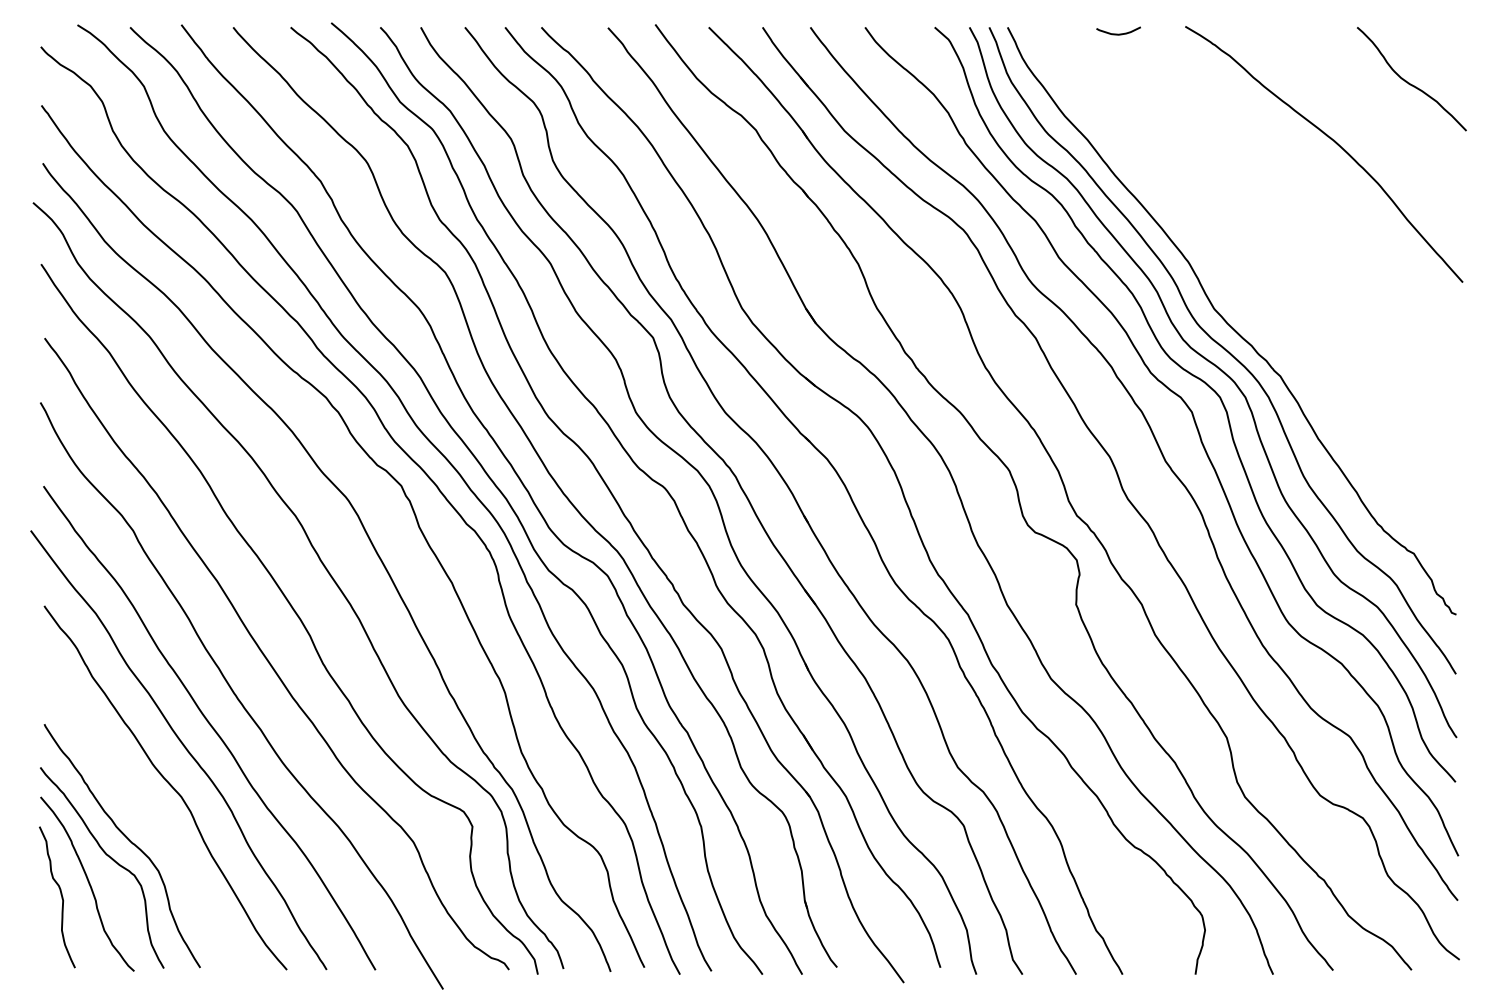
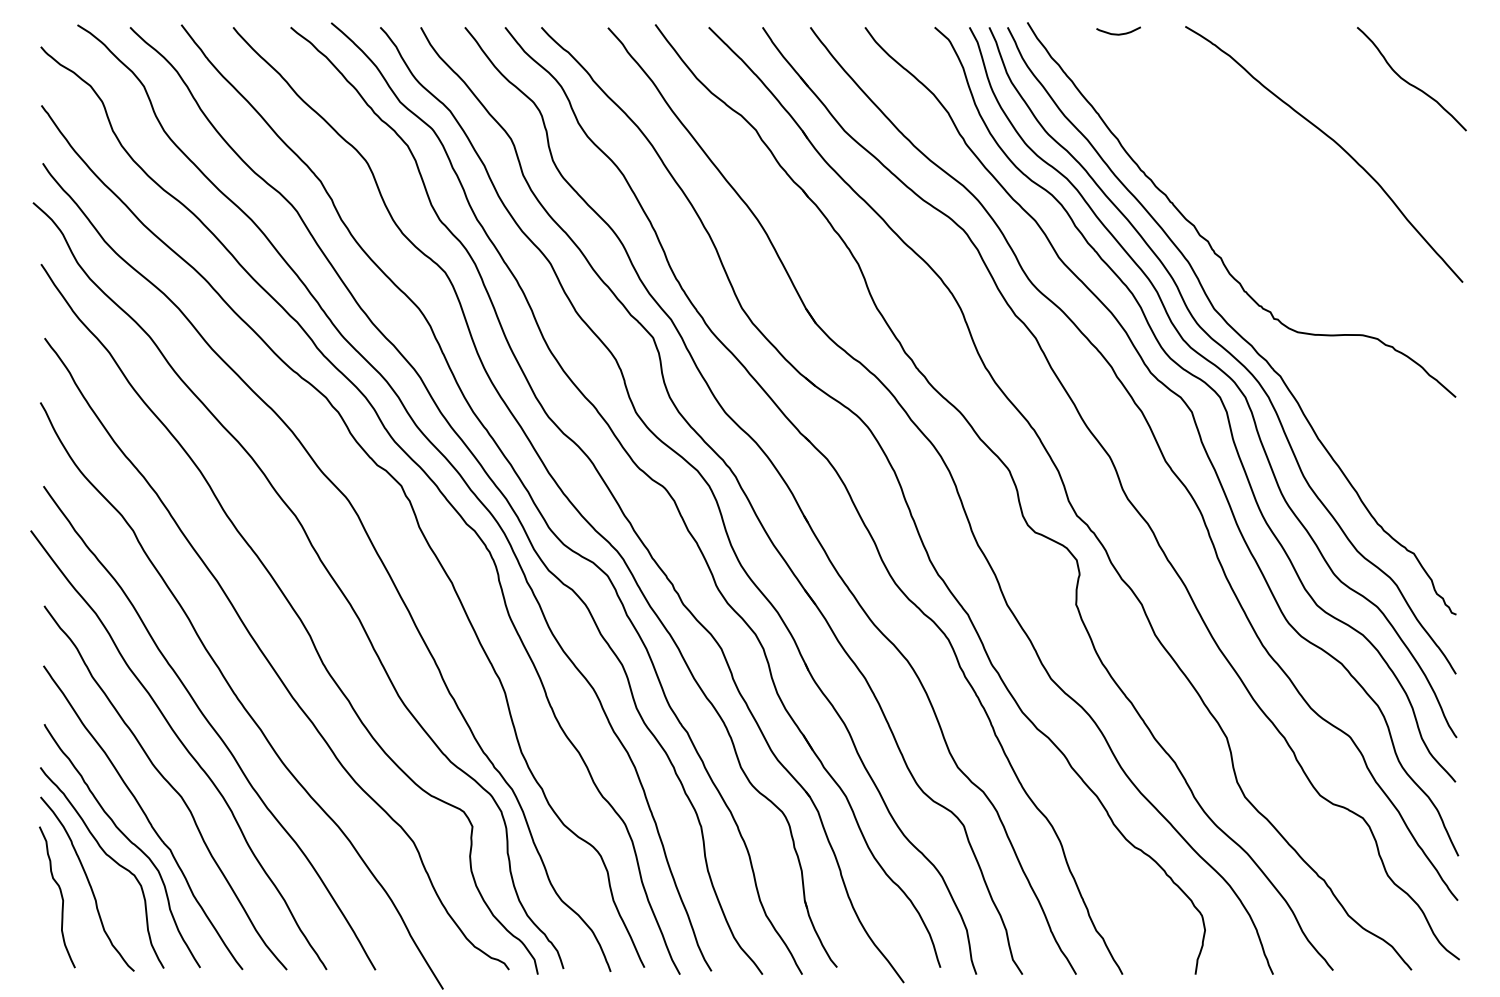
curve: none -> present (1209, 241)
curve: none -> present (145, 817)
